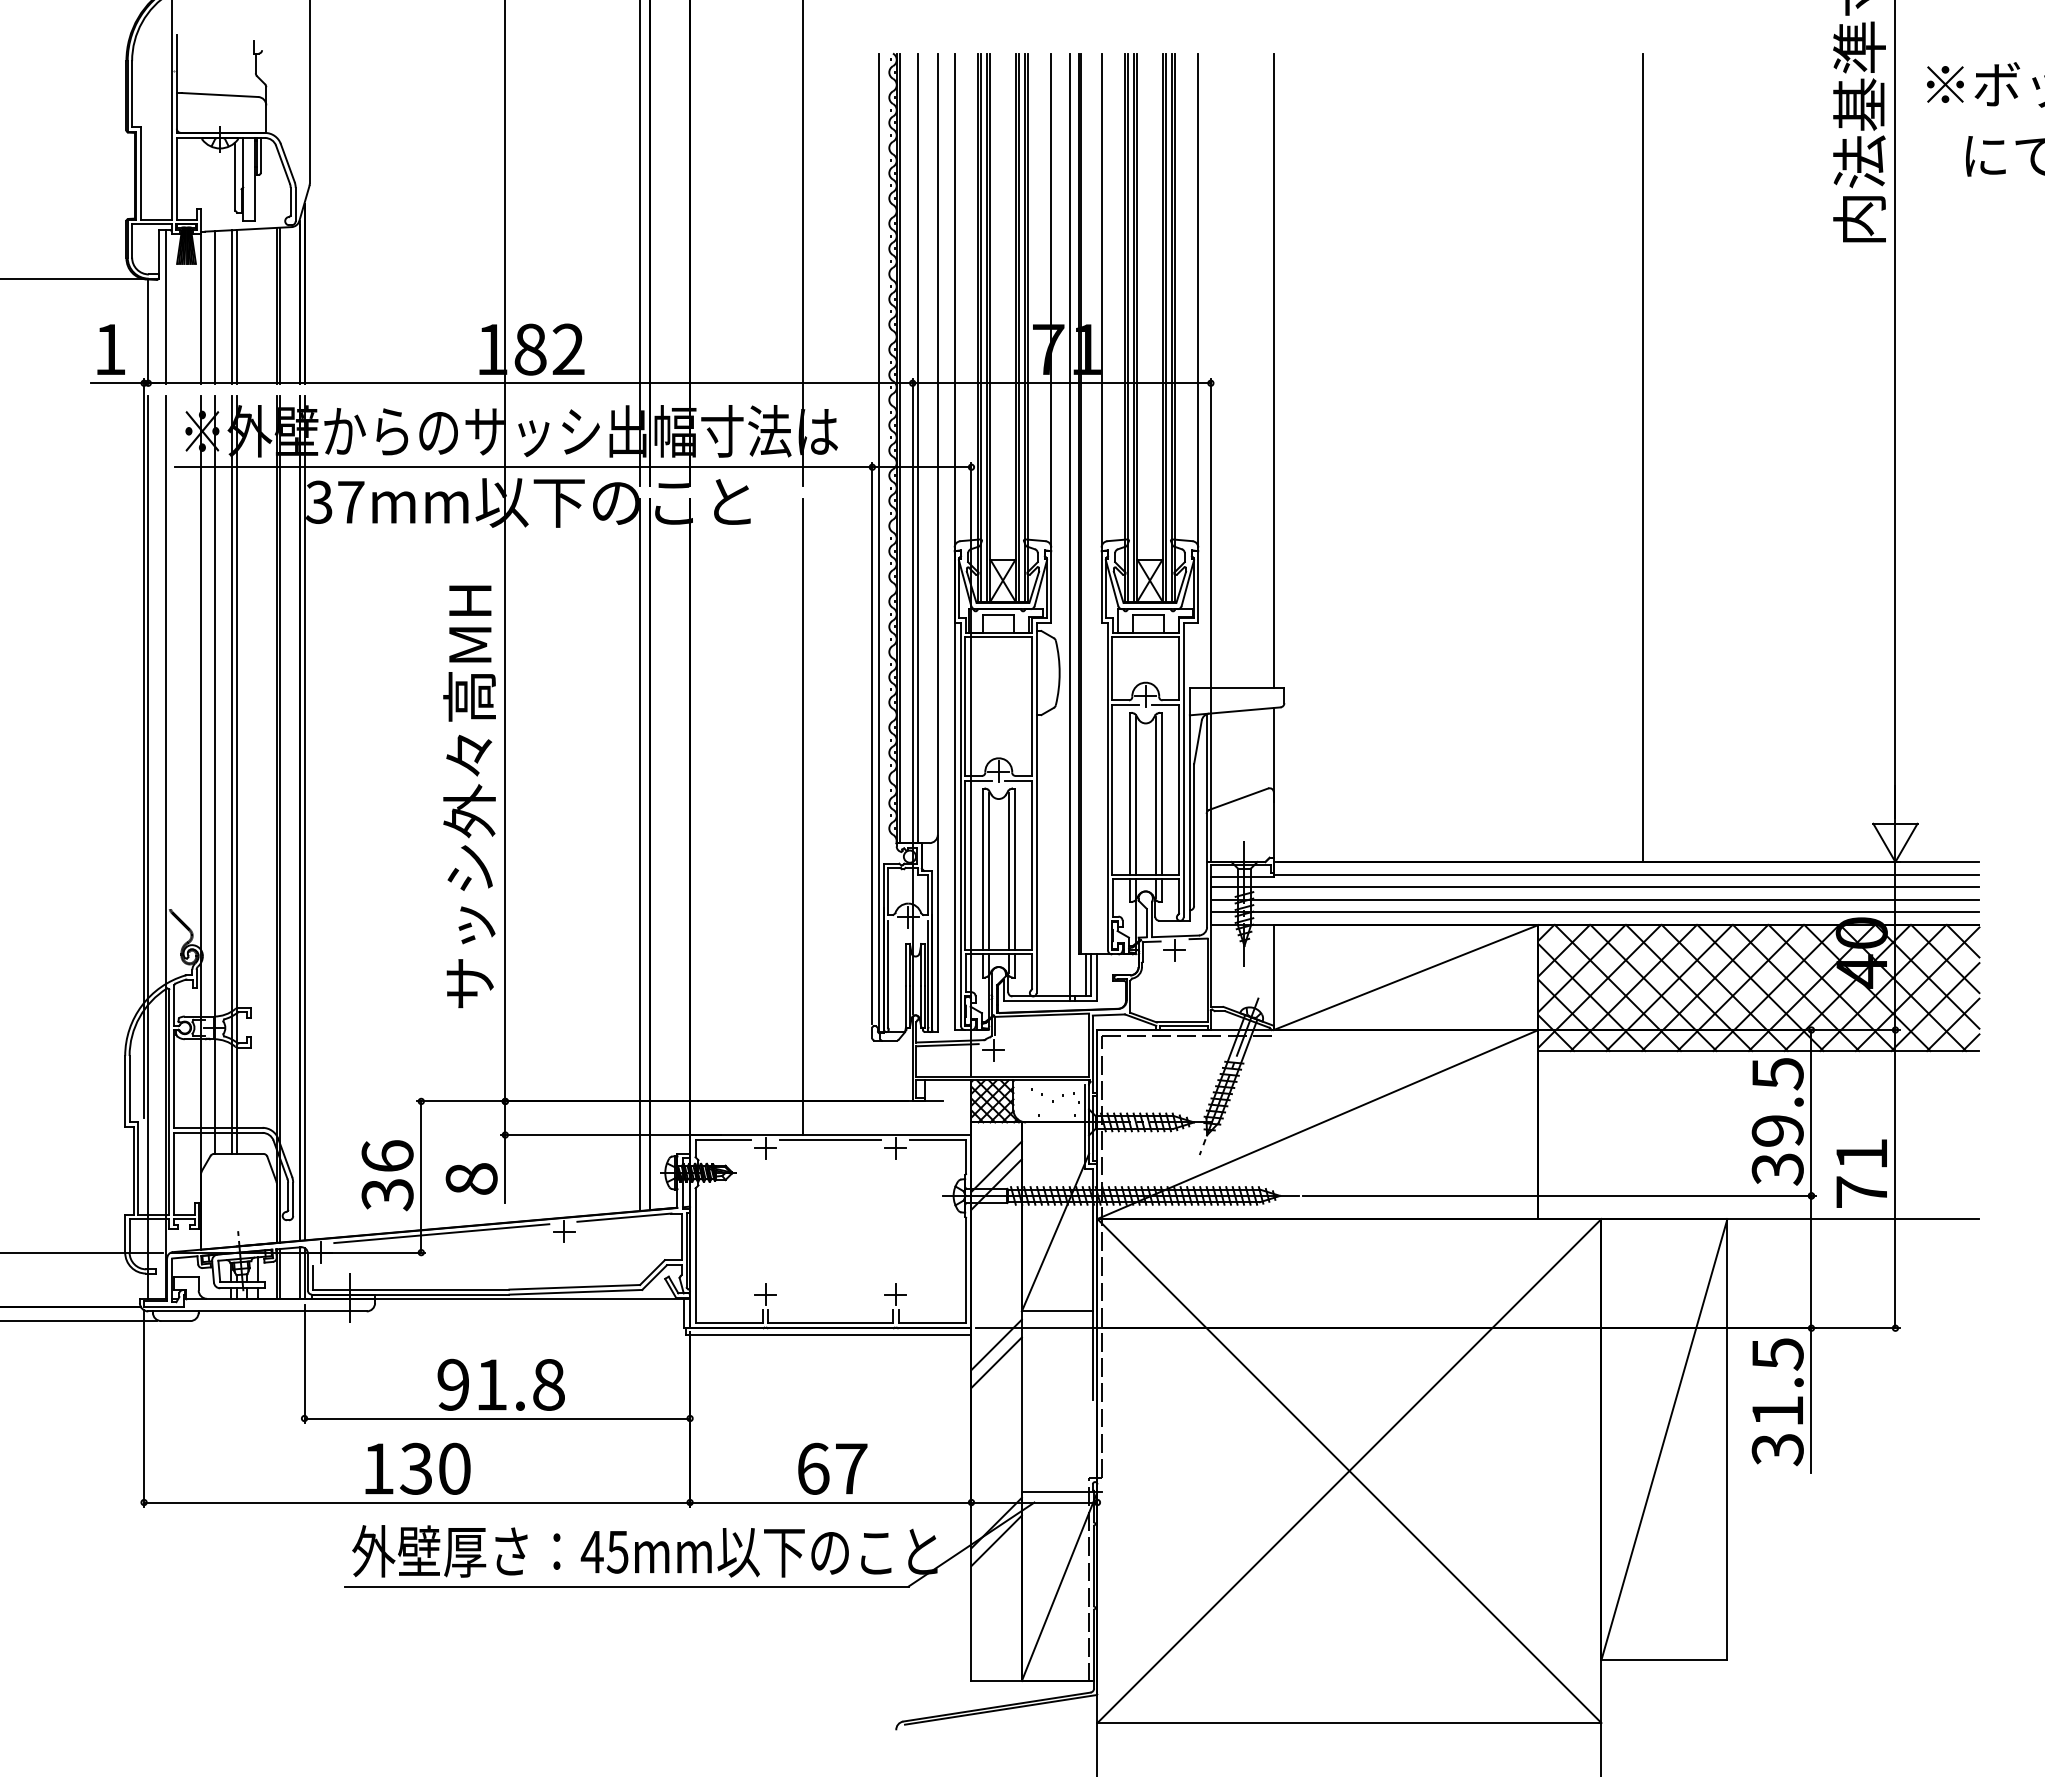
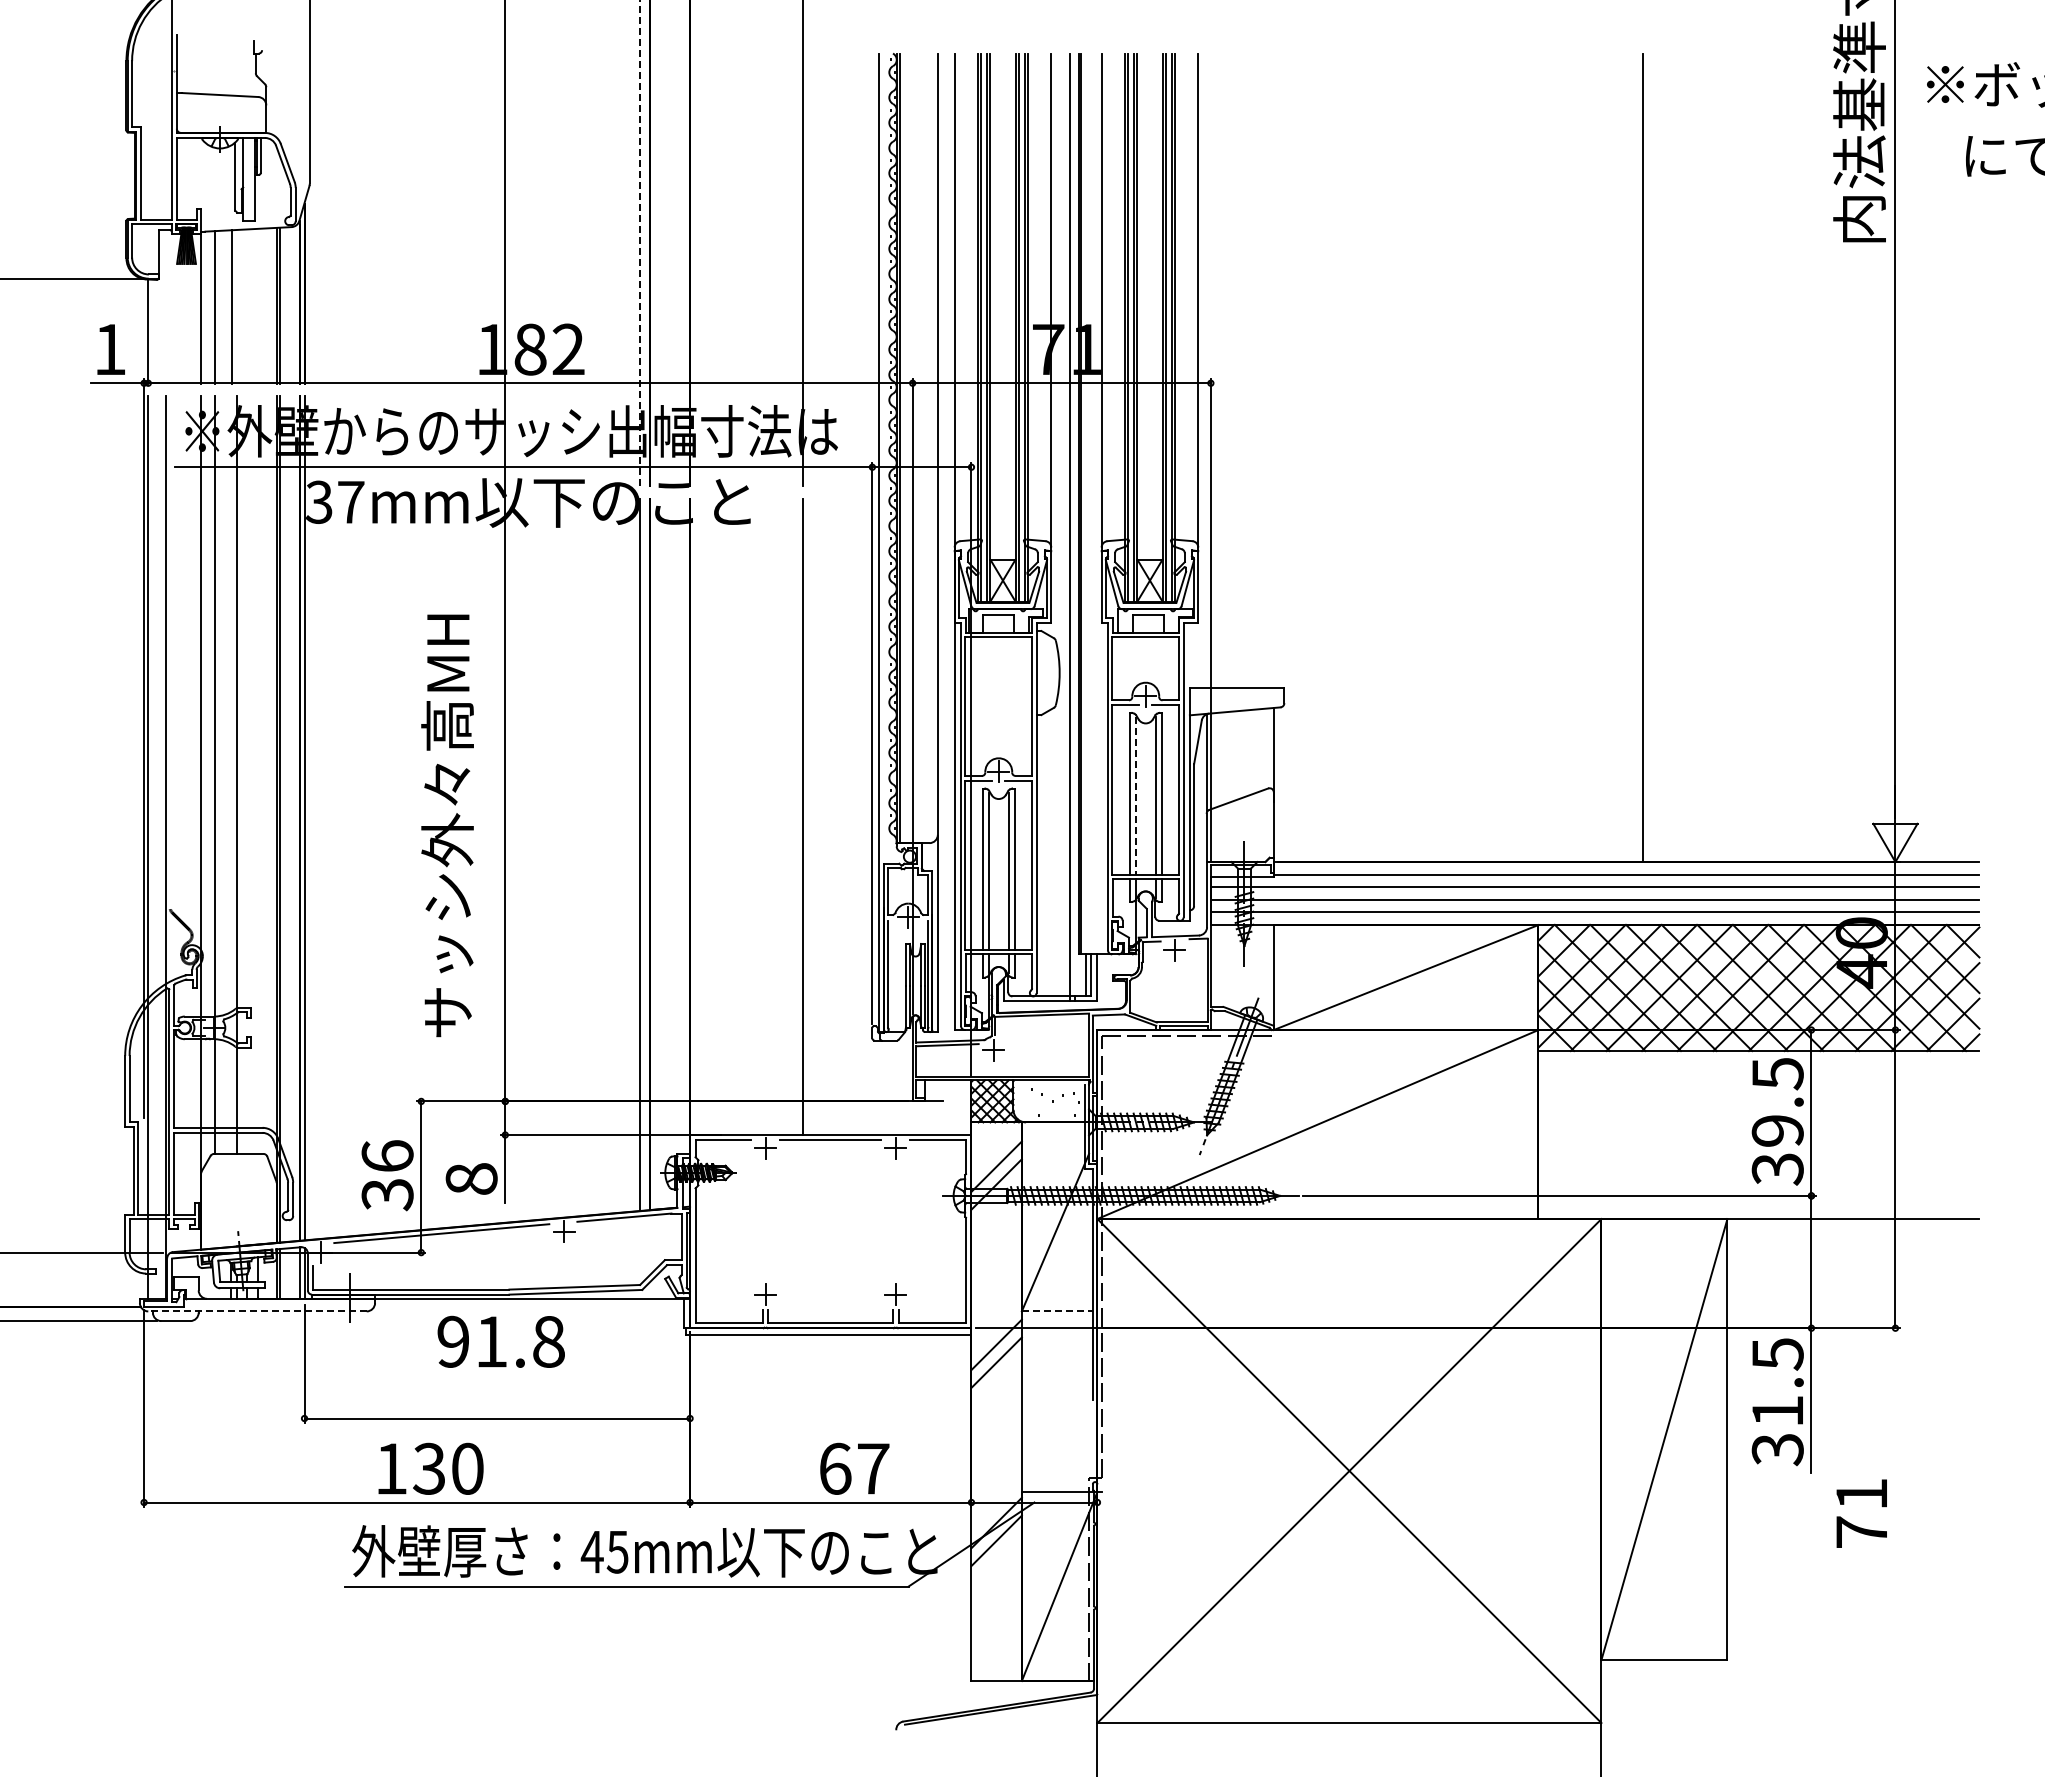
line: solid -> dashed (639, 243)
line: present -> none (165, 306)
line: present -> none (236, 306)
line: present -> none (1273, 370)
line: present -> none (917, 448)
line: present -> none (232, 774)
line: solid -> dashed (1135, 795)
text position: (469, 796) -> (447, 825) (447, 825)
text position: (1861, 1173) -> (1861, 1513) (1861, 1513)
line: solid -> dashed (257, 1311)
line: solid -> dashed (1057, 1311)
text position: (500, 1384) -> (500, 1341) (500, 1341)
text position: (417, 1468) -> (430, 1468) (430, 1468)
text position: (832, 1468) -> (854, 1468) (854, 1468)
